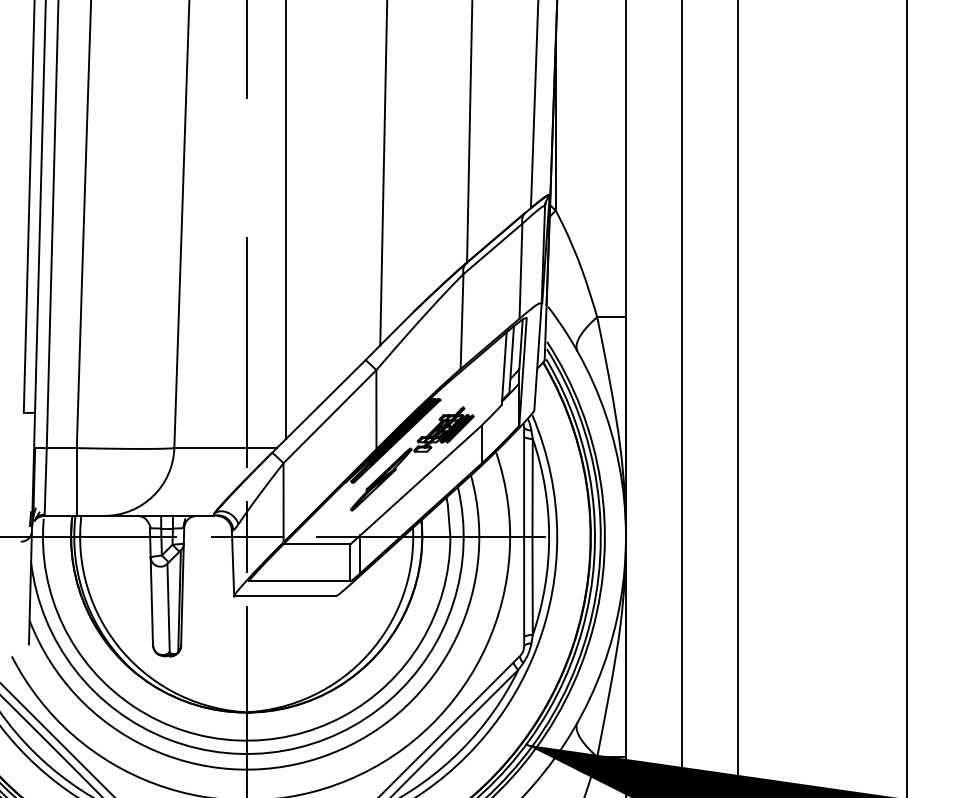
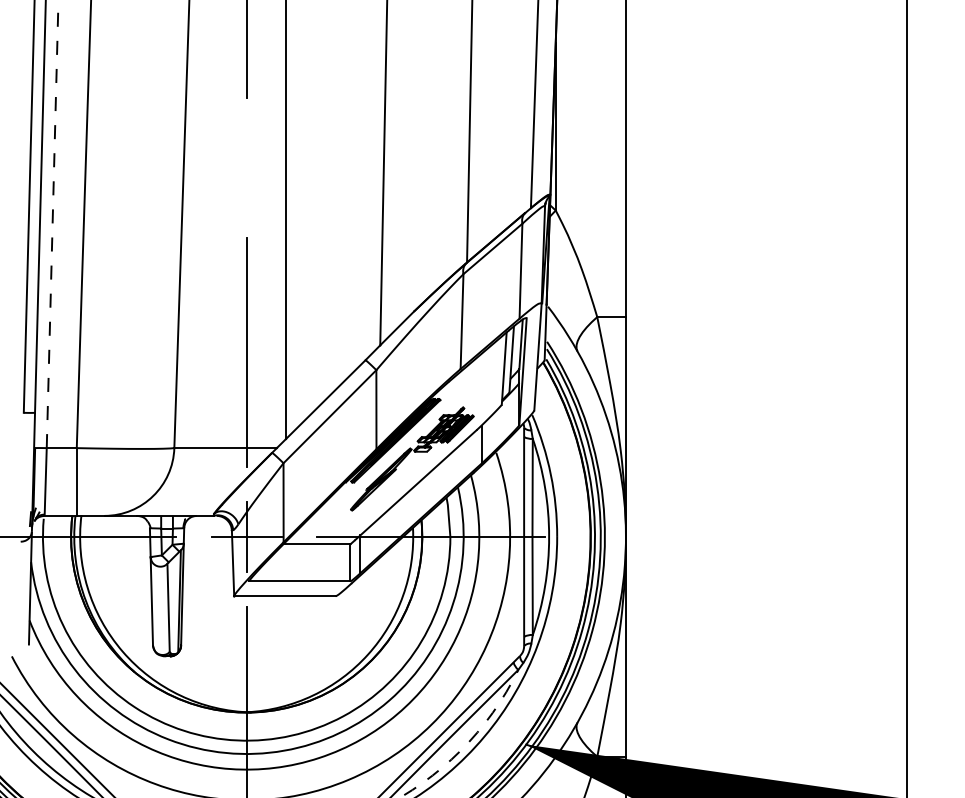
line: solid -> dashed (52, 224)
line: present -> none (682, 398)
line: present -> none (738, 398)
arc: solid -> dashed (468, 742)
